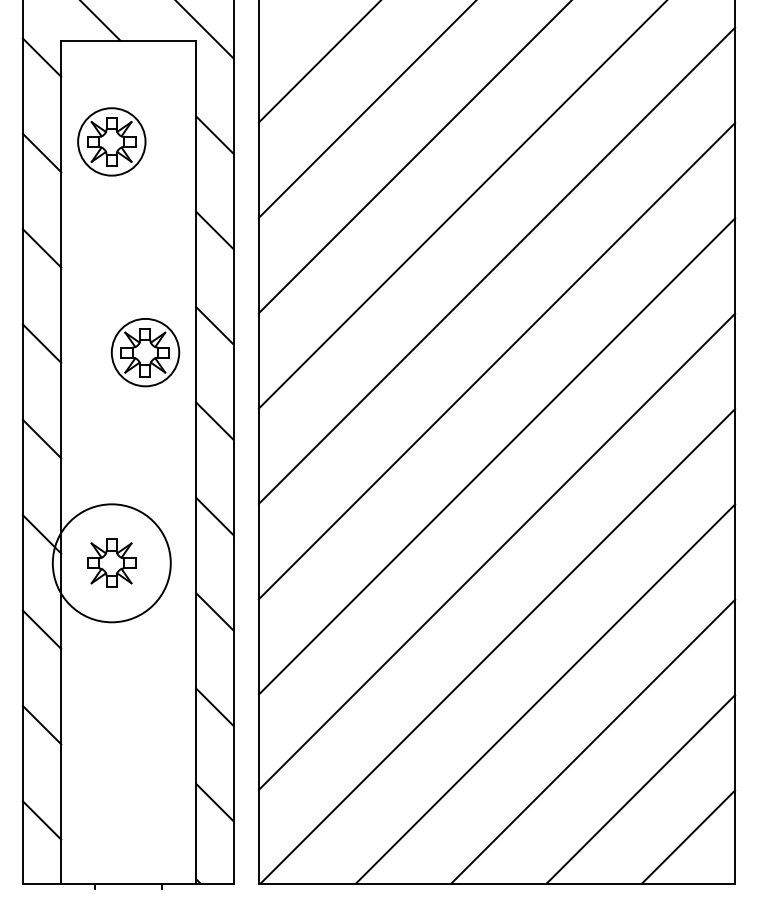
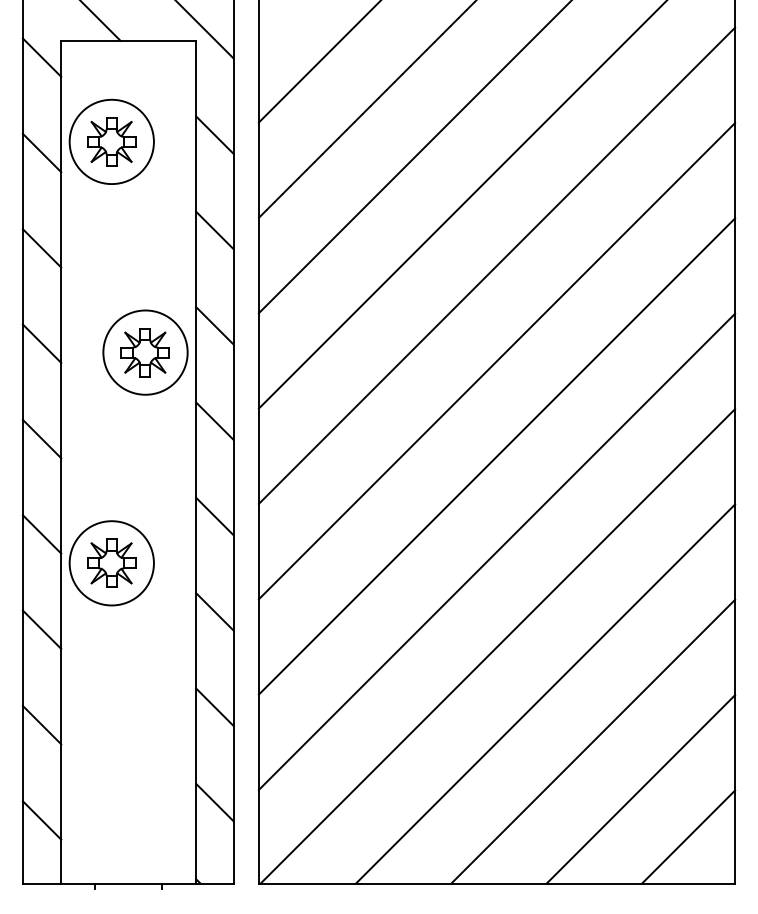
circle diameter: 67 px -> 84 px (111, 141)
circle diameter: 67 px -> 84 px (145, 352)
circle diameter: 118 px -> 84 px (111, 563)
